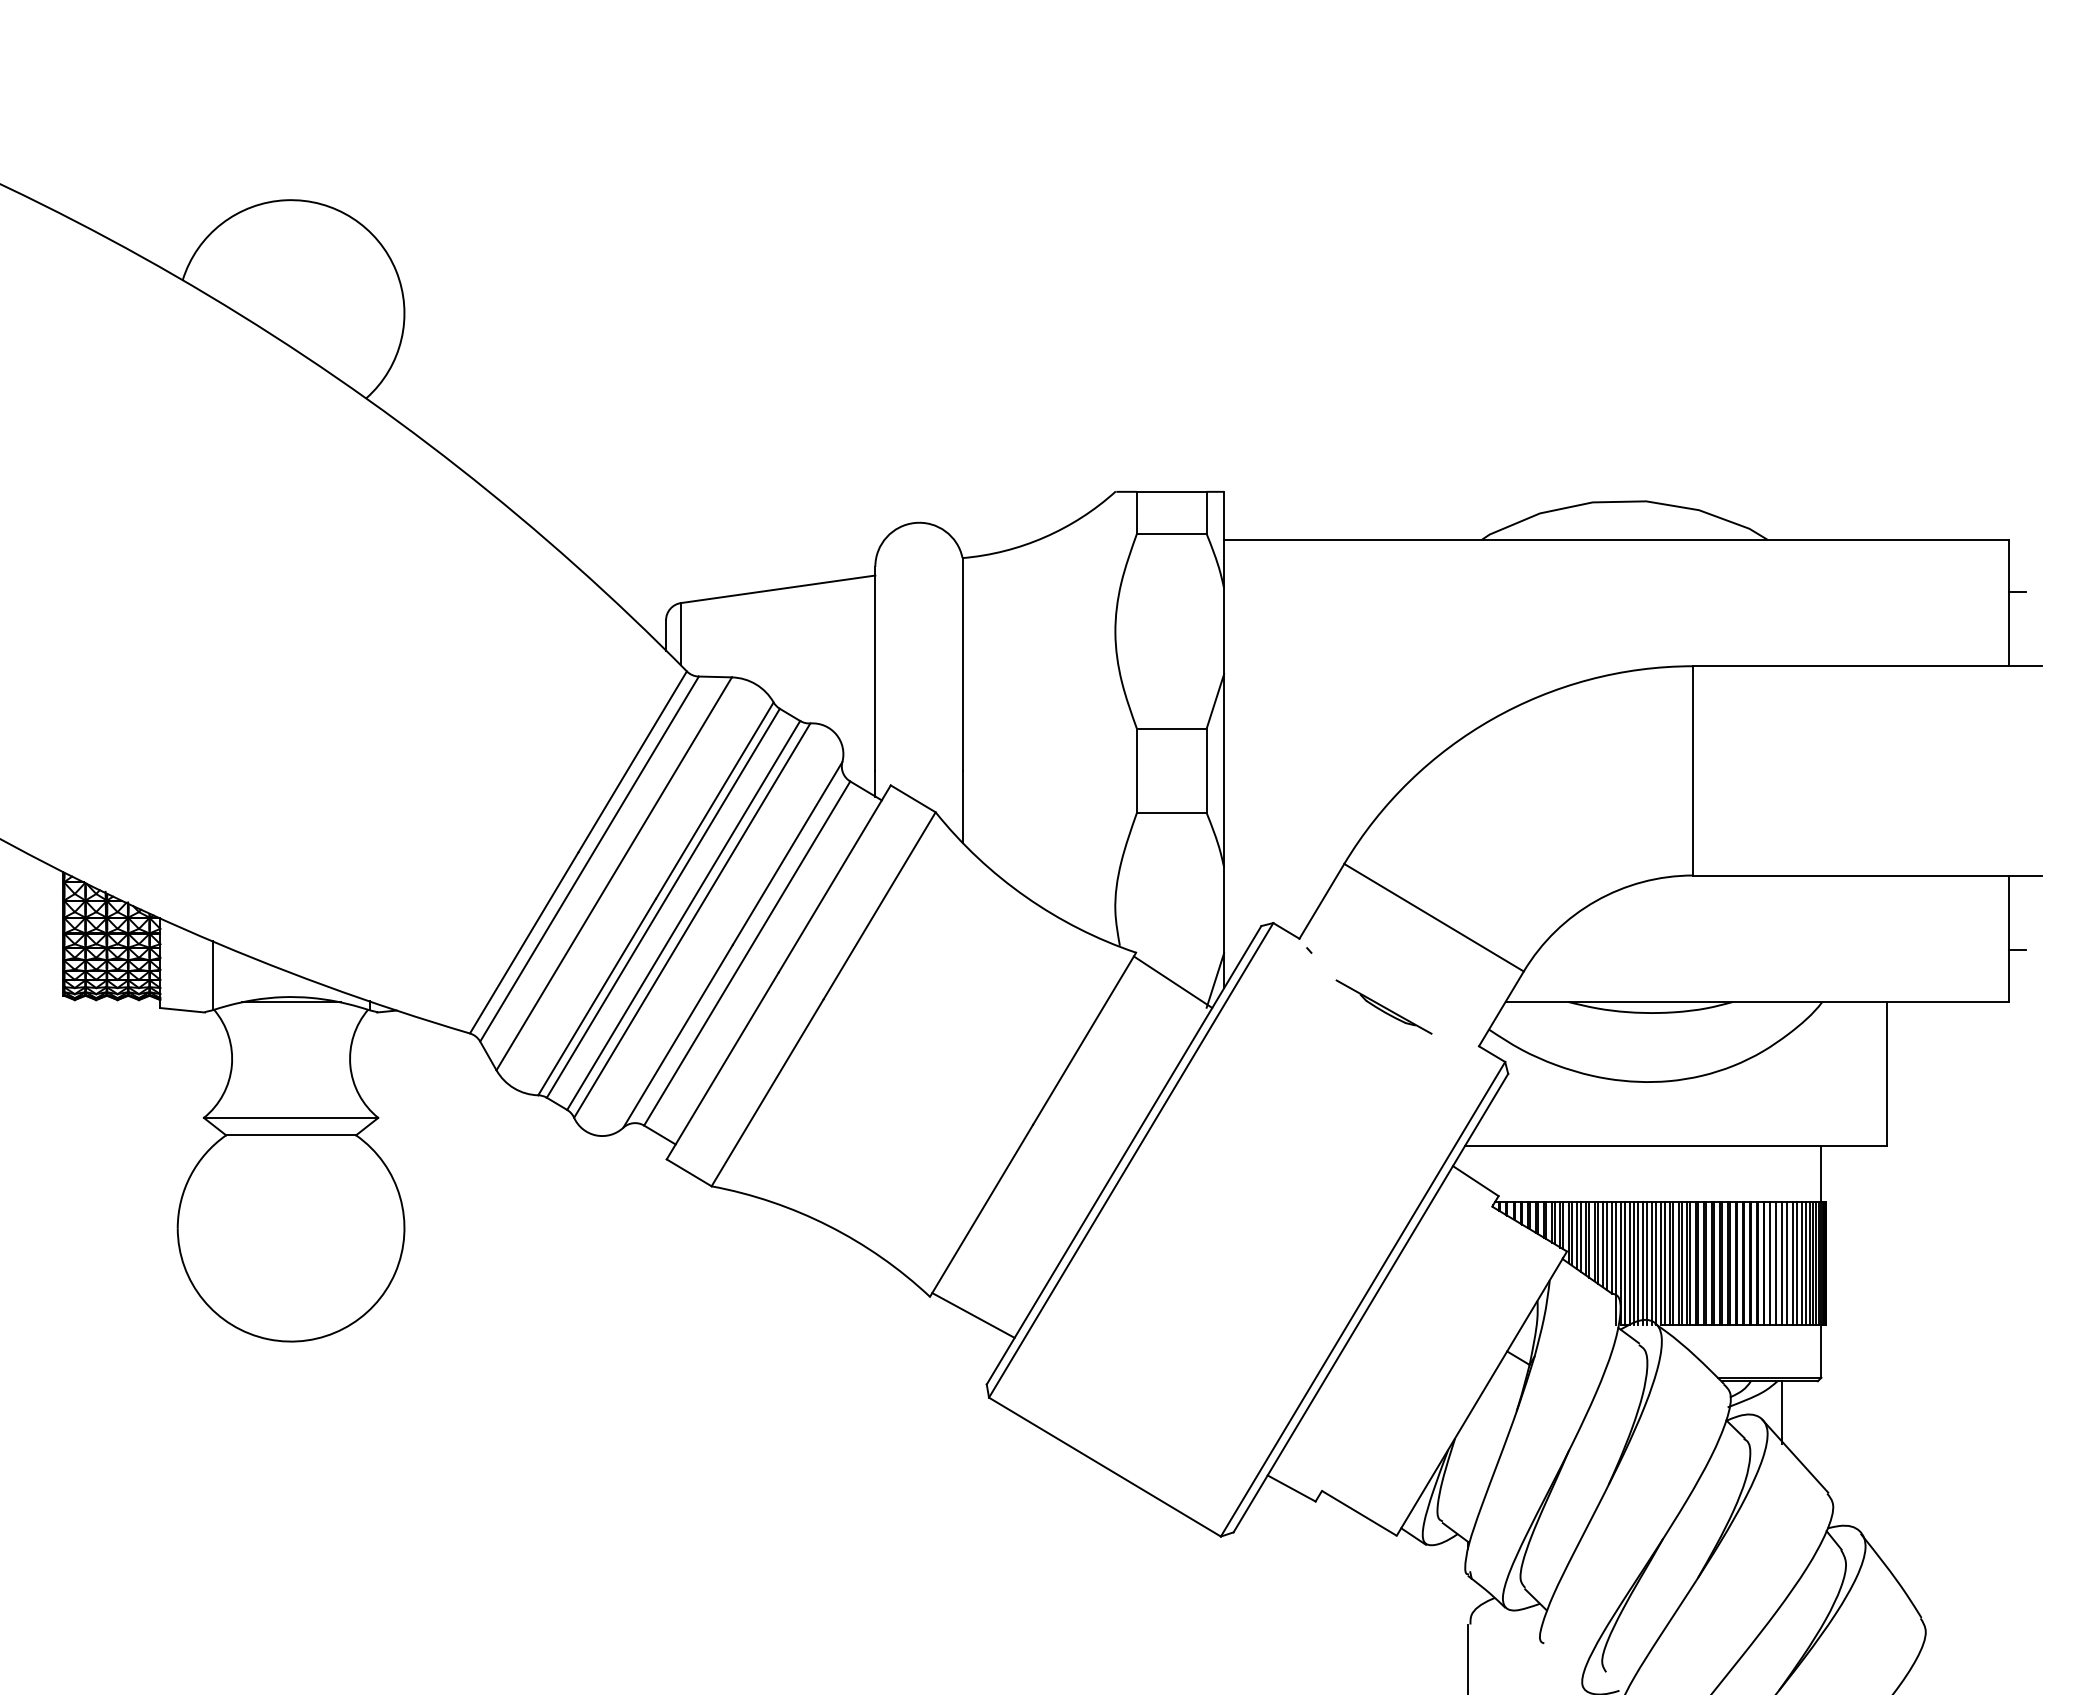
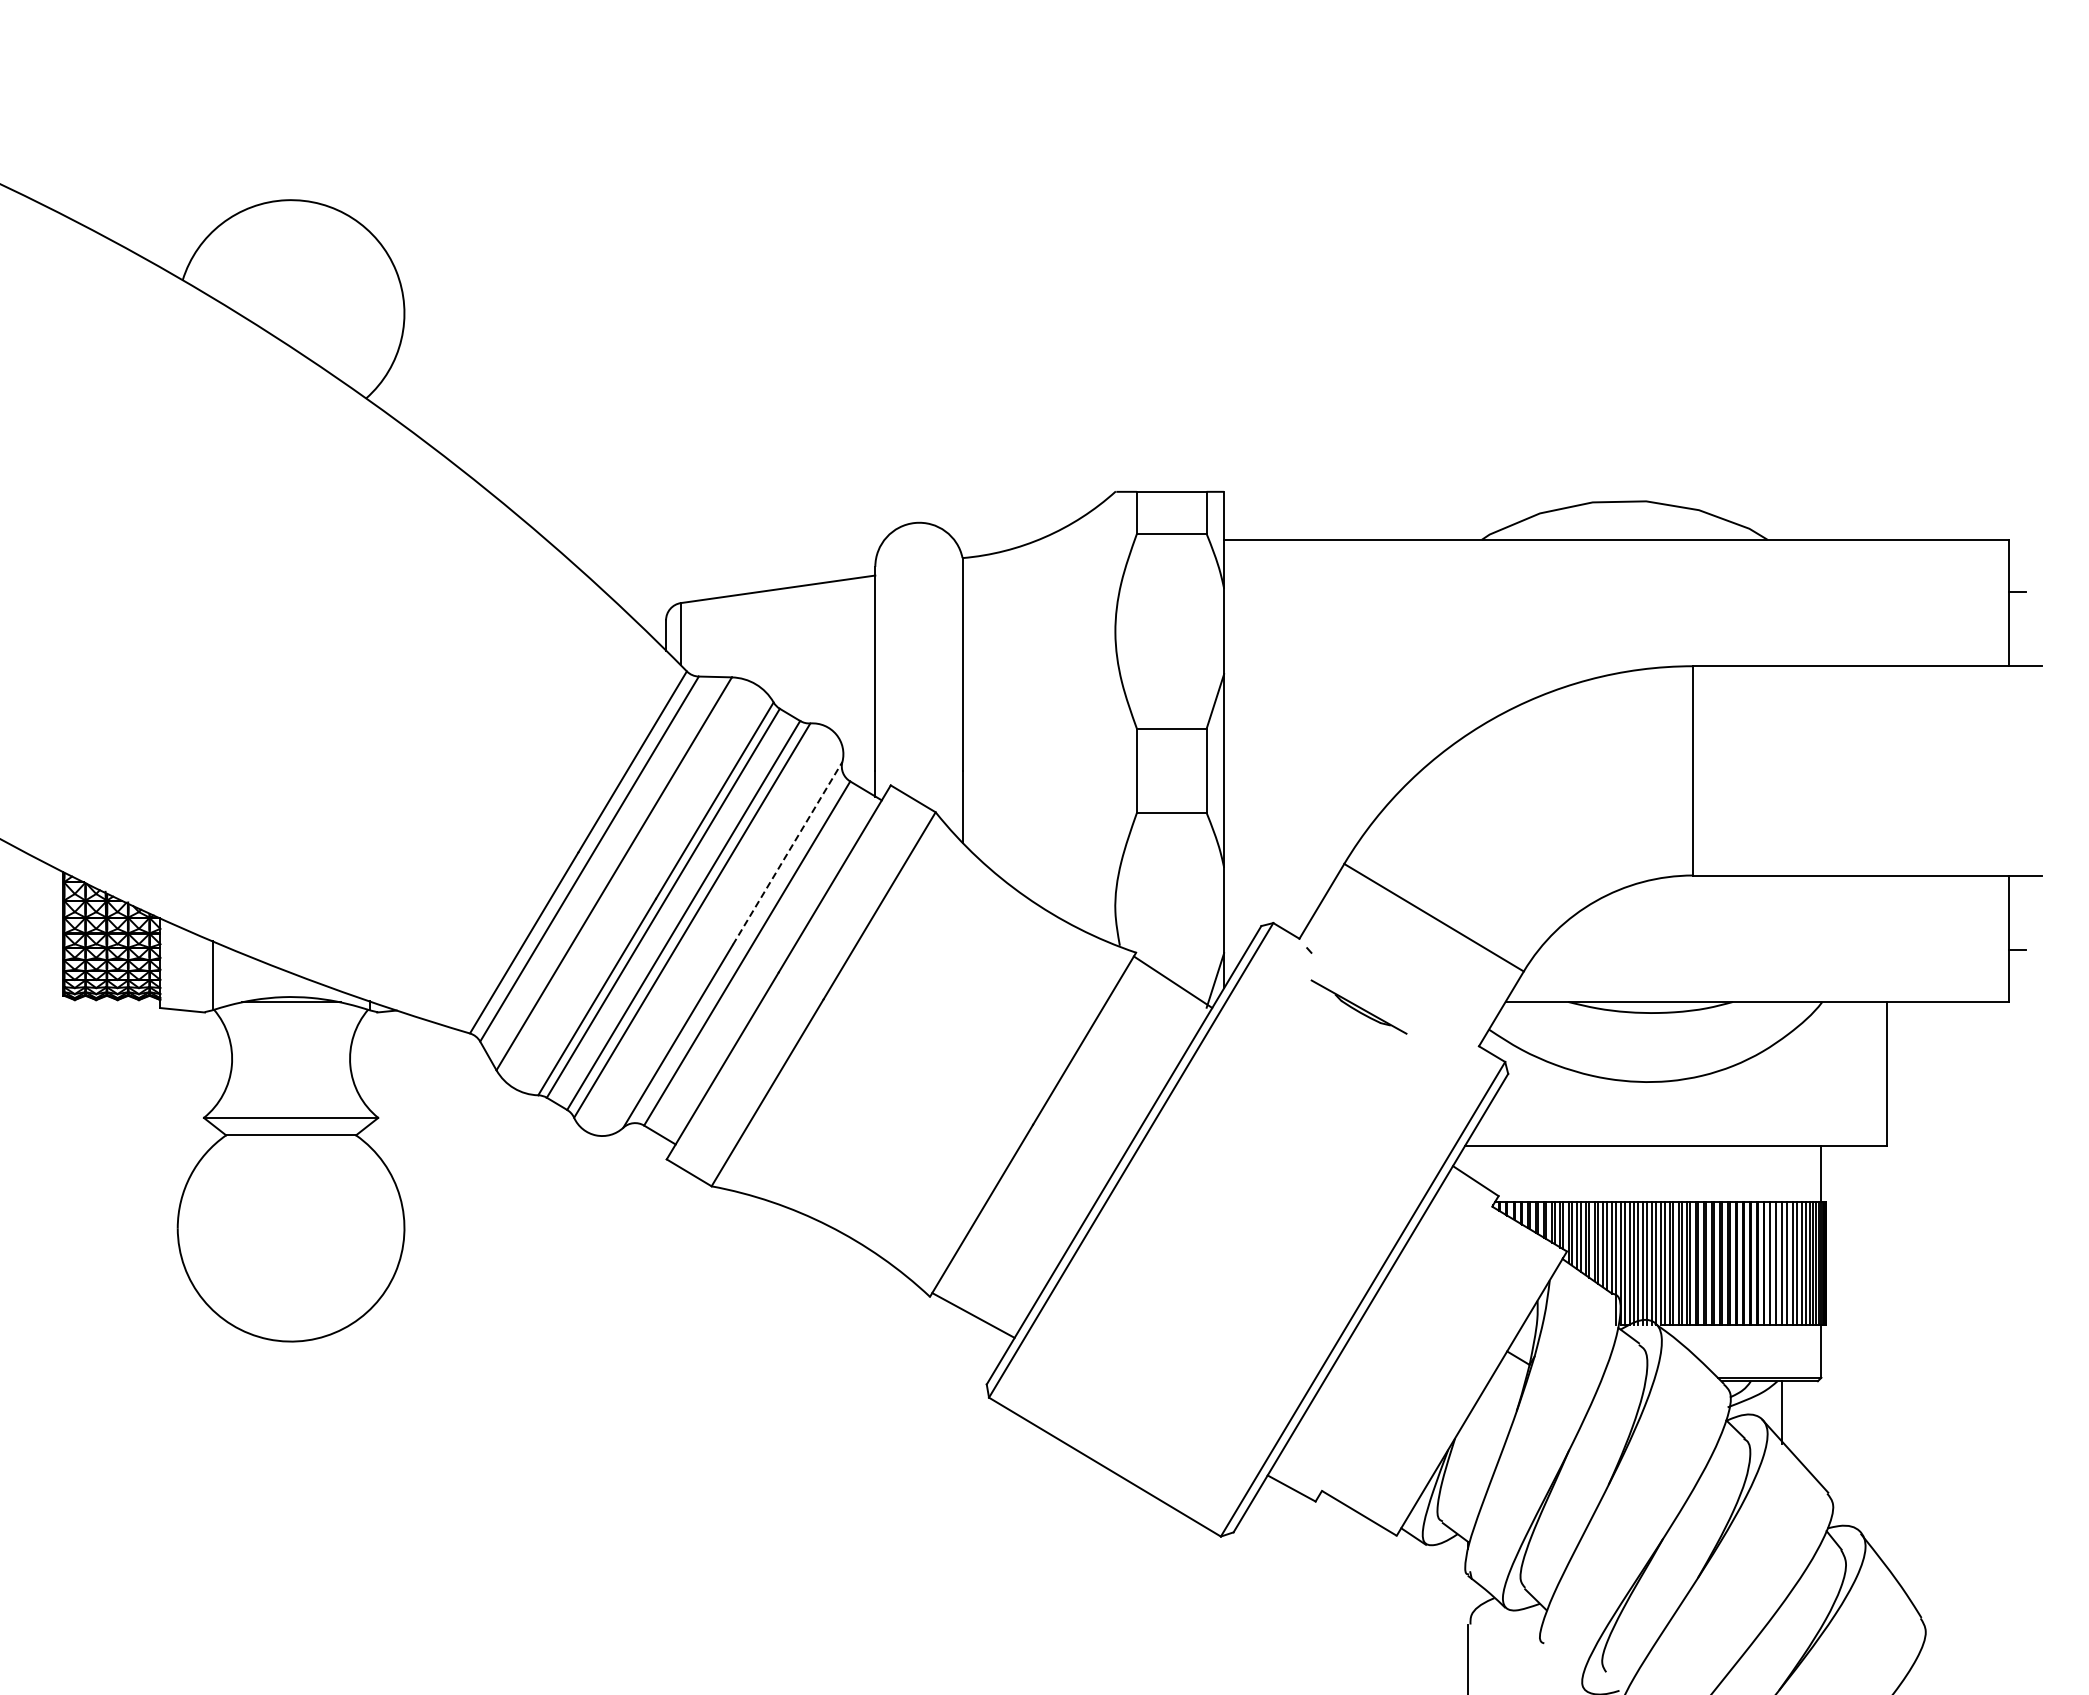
line: solid -> dashed (787, 853)
part position: (1383, 1006) -> (1358, 1006) (1358, 1006)
